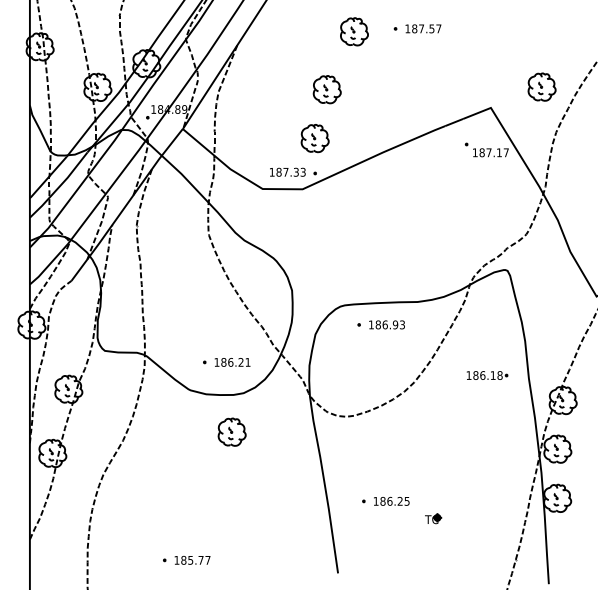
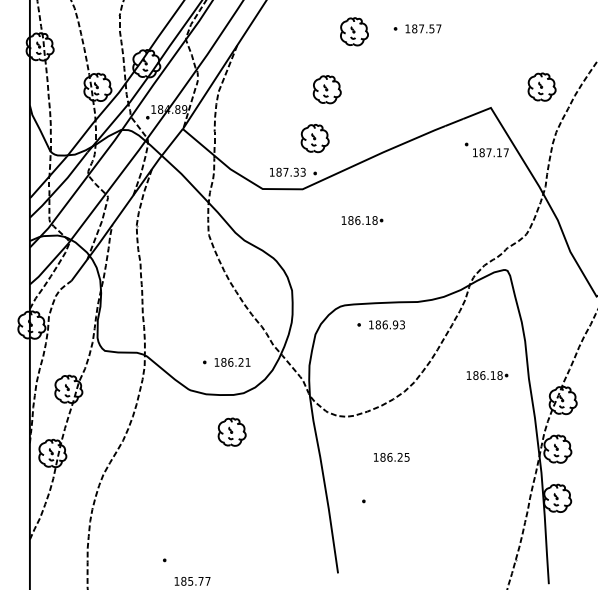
part: none -> present (362, 220)
text position: (391, 500) -> (391, 456) (391, 456)
part: present -> none (433, 518)
text position: (192, 559) -> (192, 580) (192, 580)
